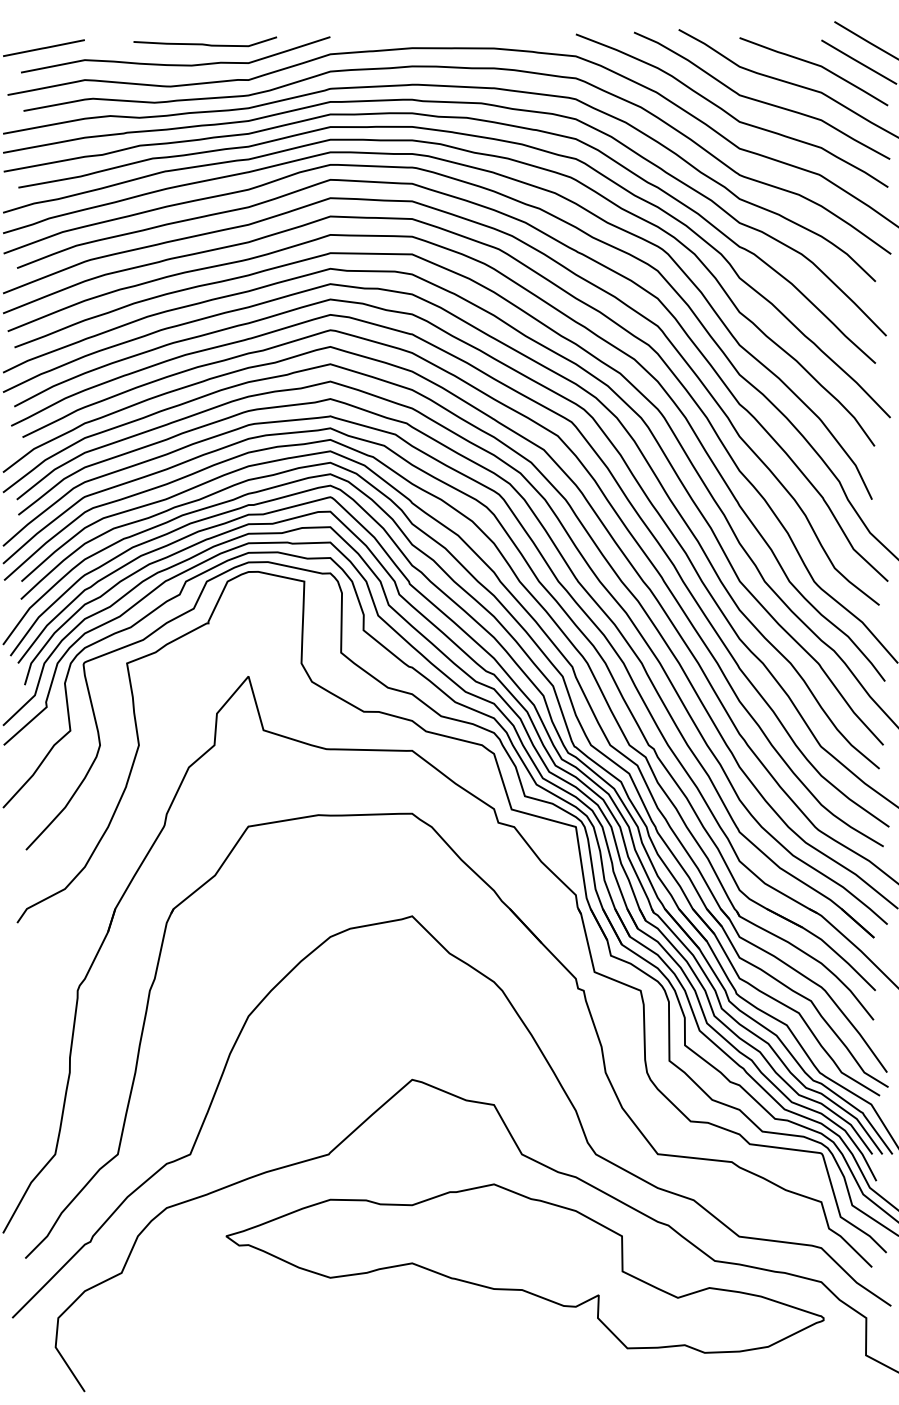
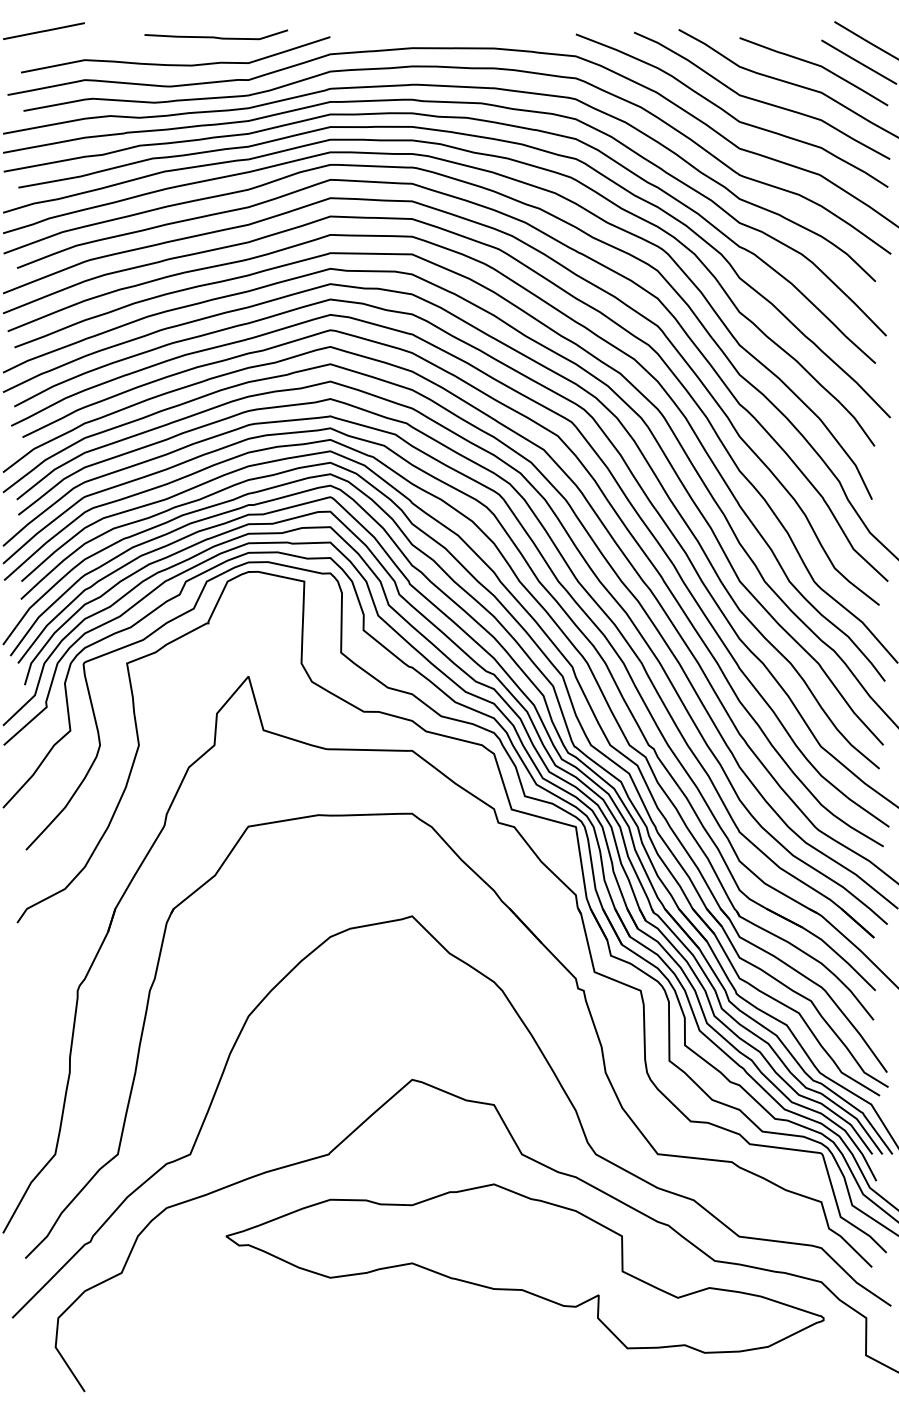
curve position: (205, 43) -> (216, 36) (216, 36)
line position: (43, 47) -> (43, 30) (43, 30)
